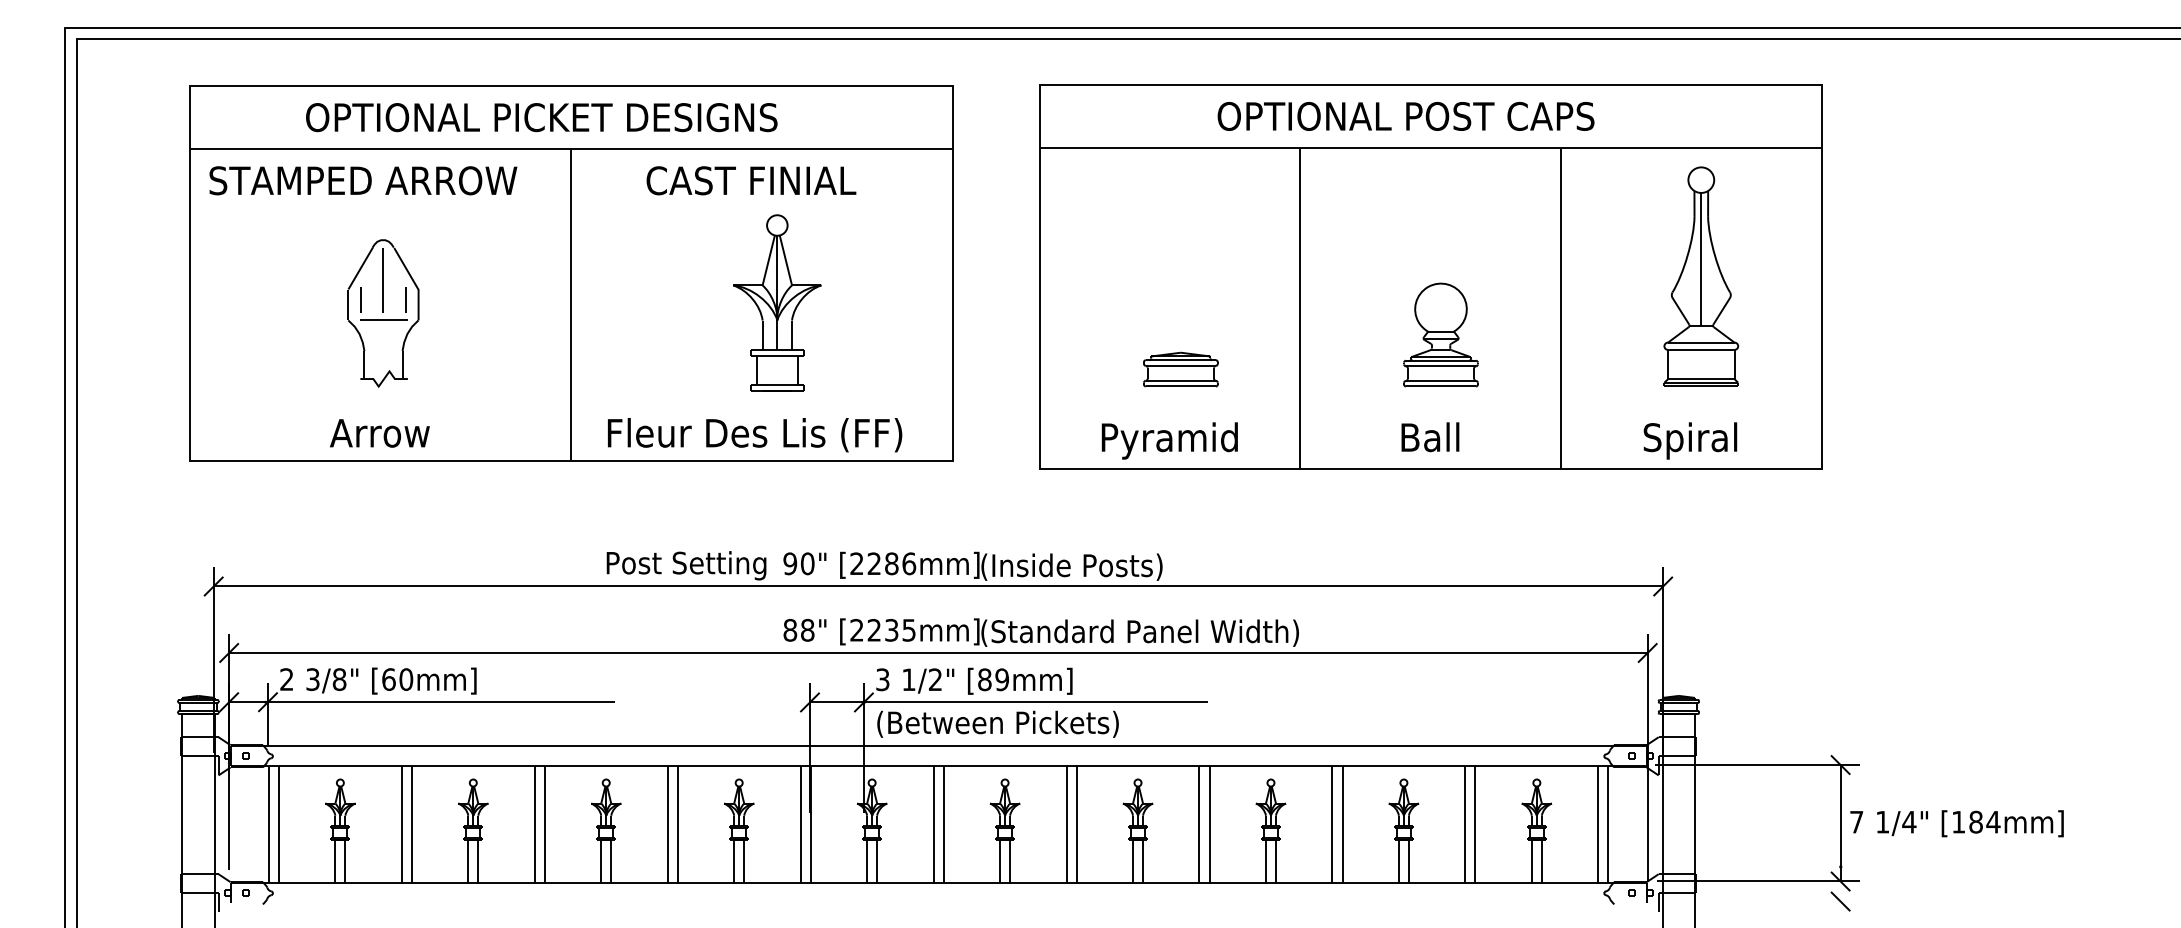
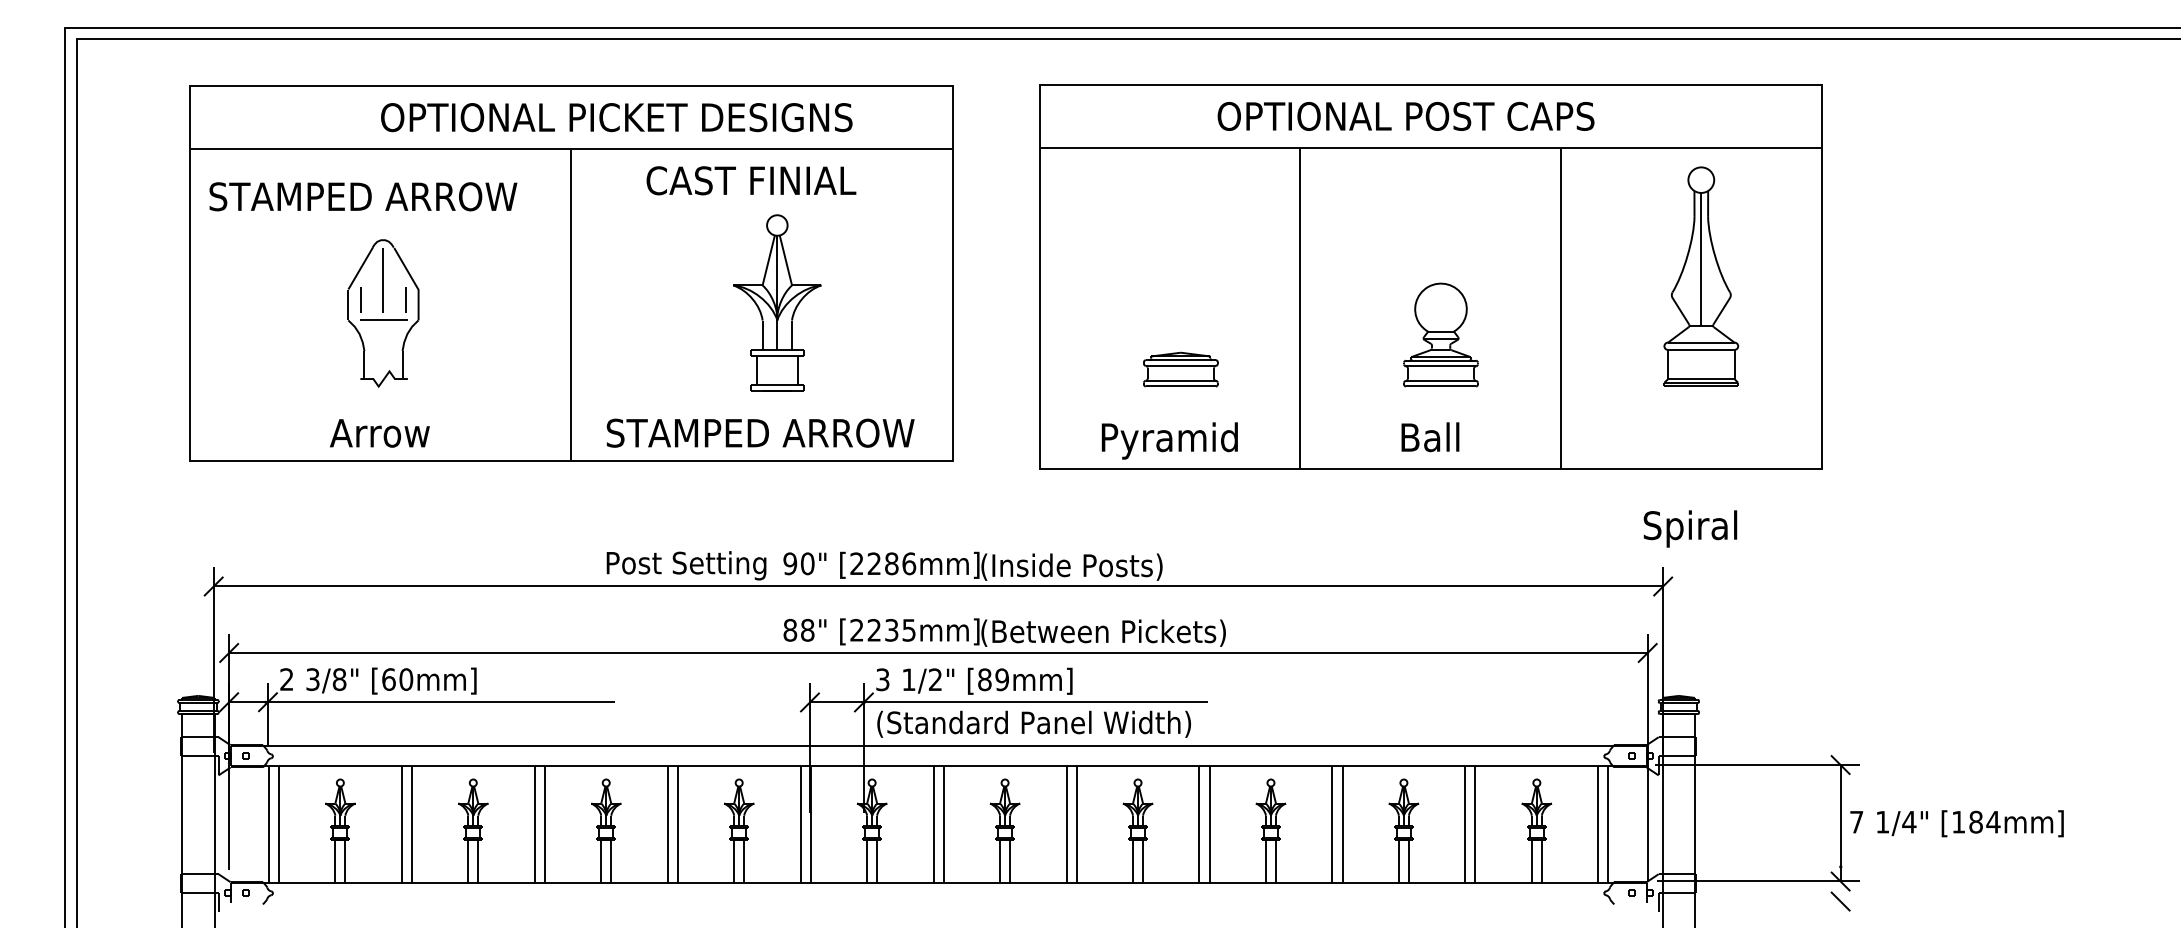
text position: (541, 117) -> (616, 117) (616, 117)
text position: (363, 180) -> (363, 196) (363, 196)
text: Fleur Des Lis (FF) -> STAMPED ARROW (760, 435)
text position: (1690, 440) -> (1690, 528) (1690, 528)
text: (Standard Panel Width) -> (Between Pickets) (1144, 632)
text: (Between Pickets) -> (Standard Panel Width) (1039, 723)
